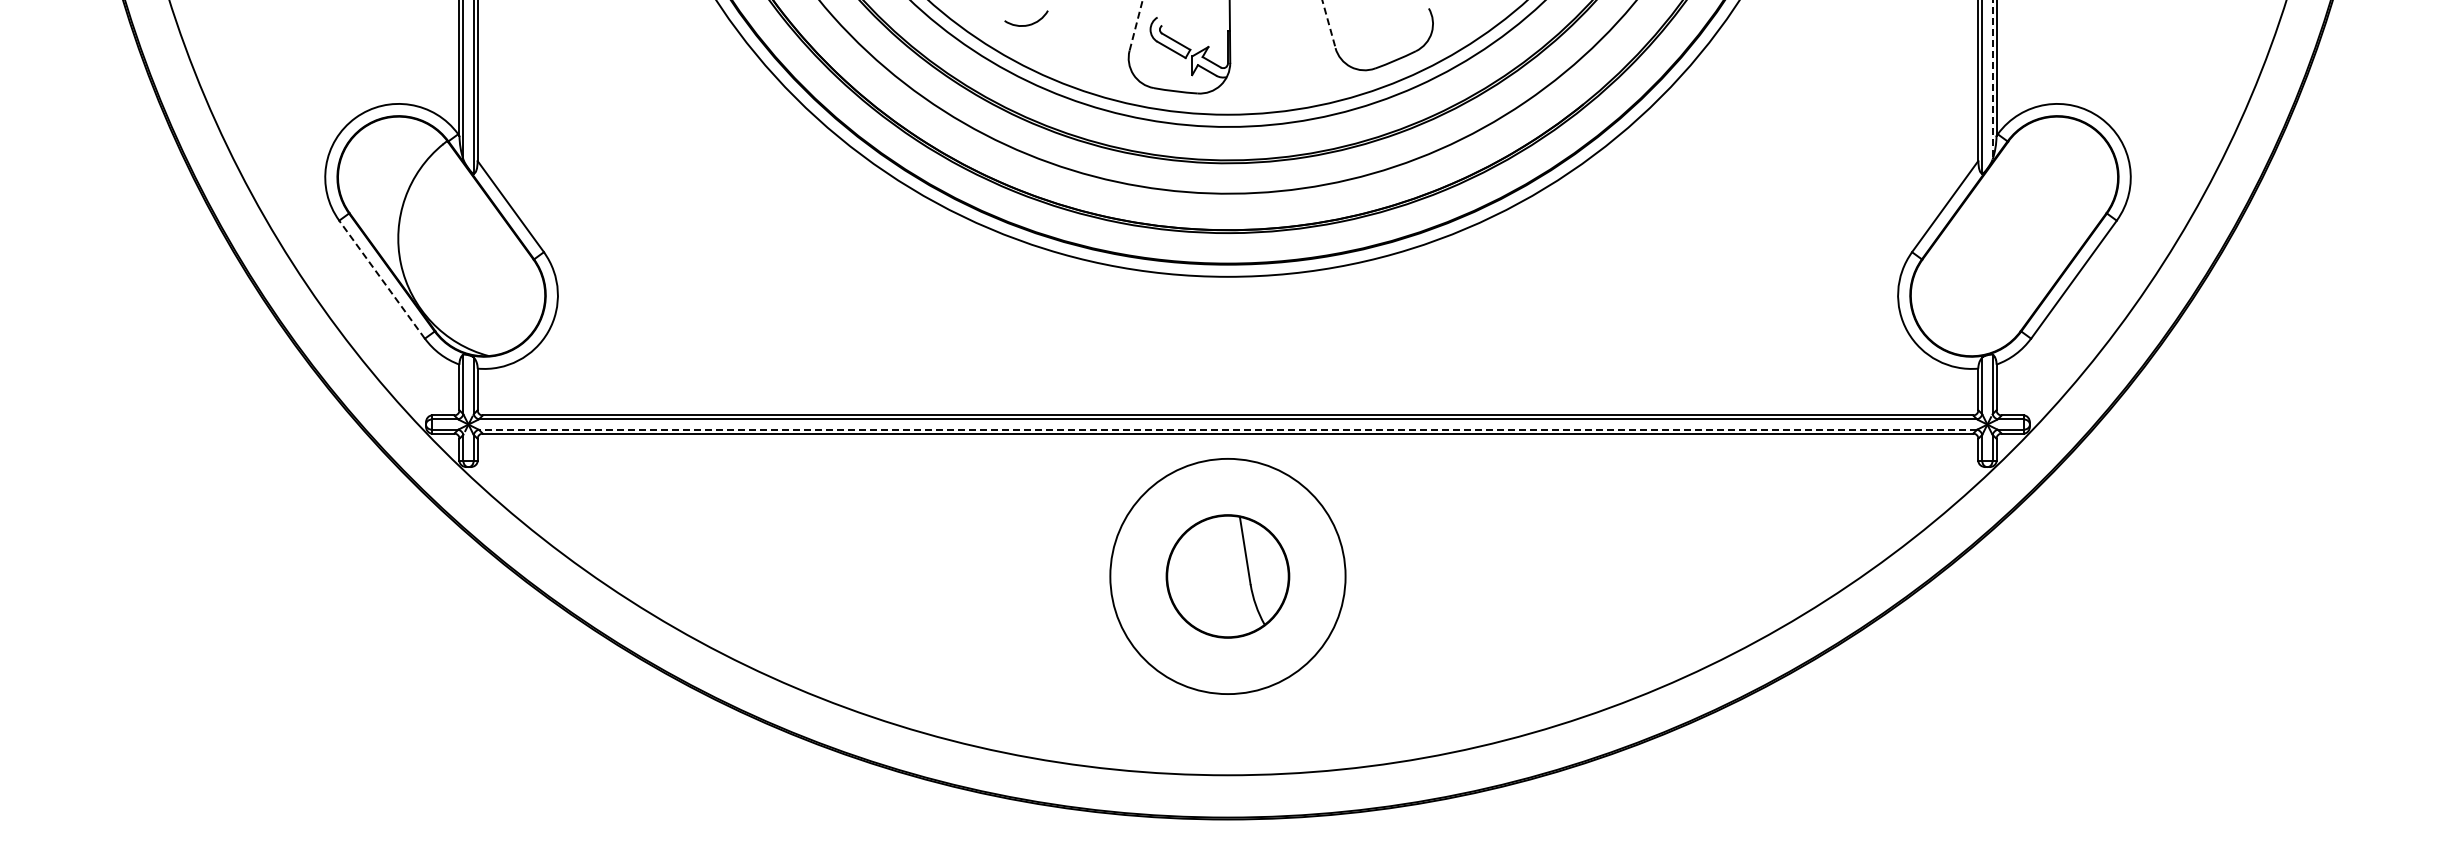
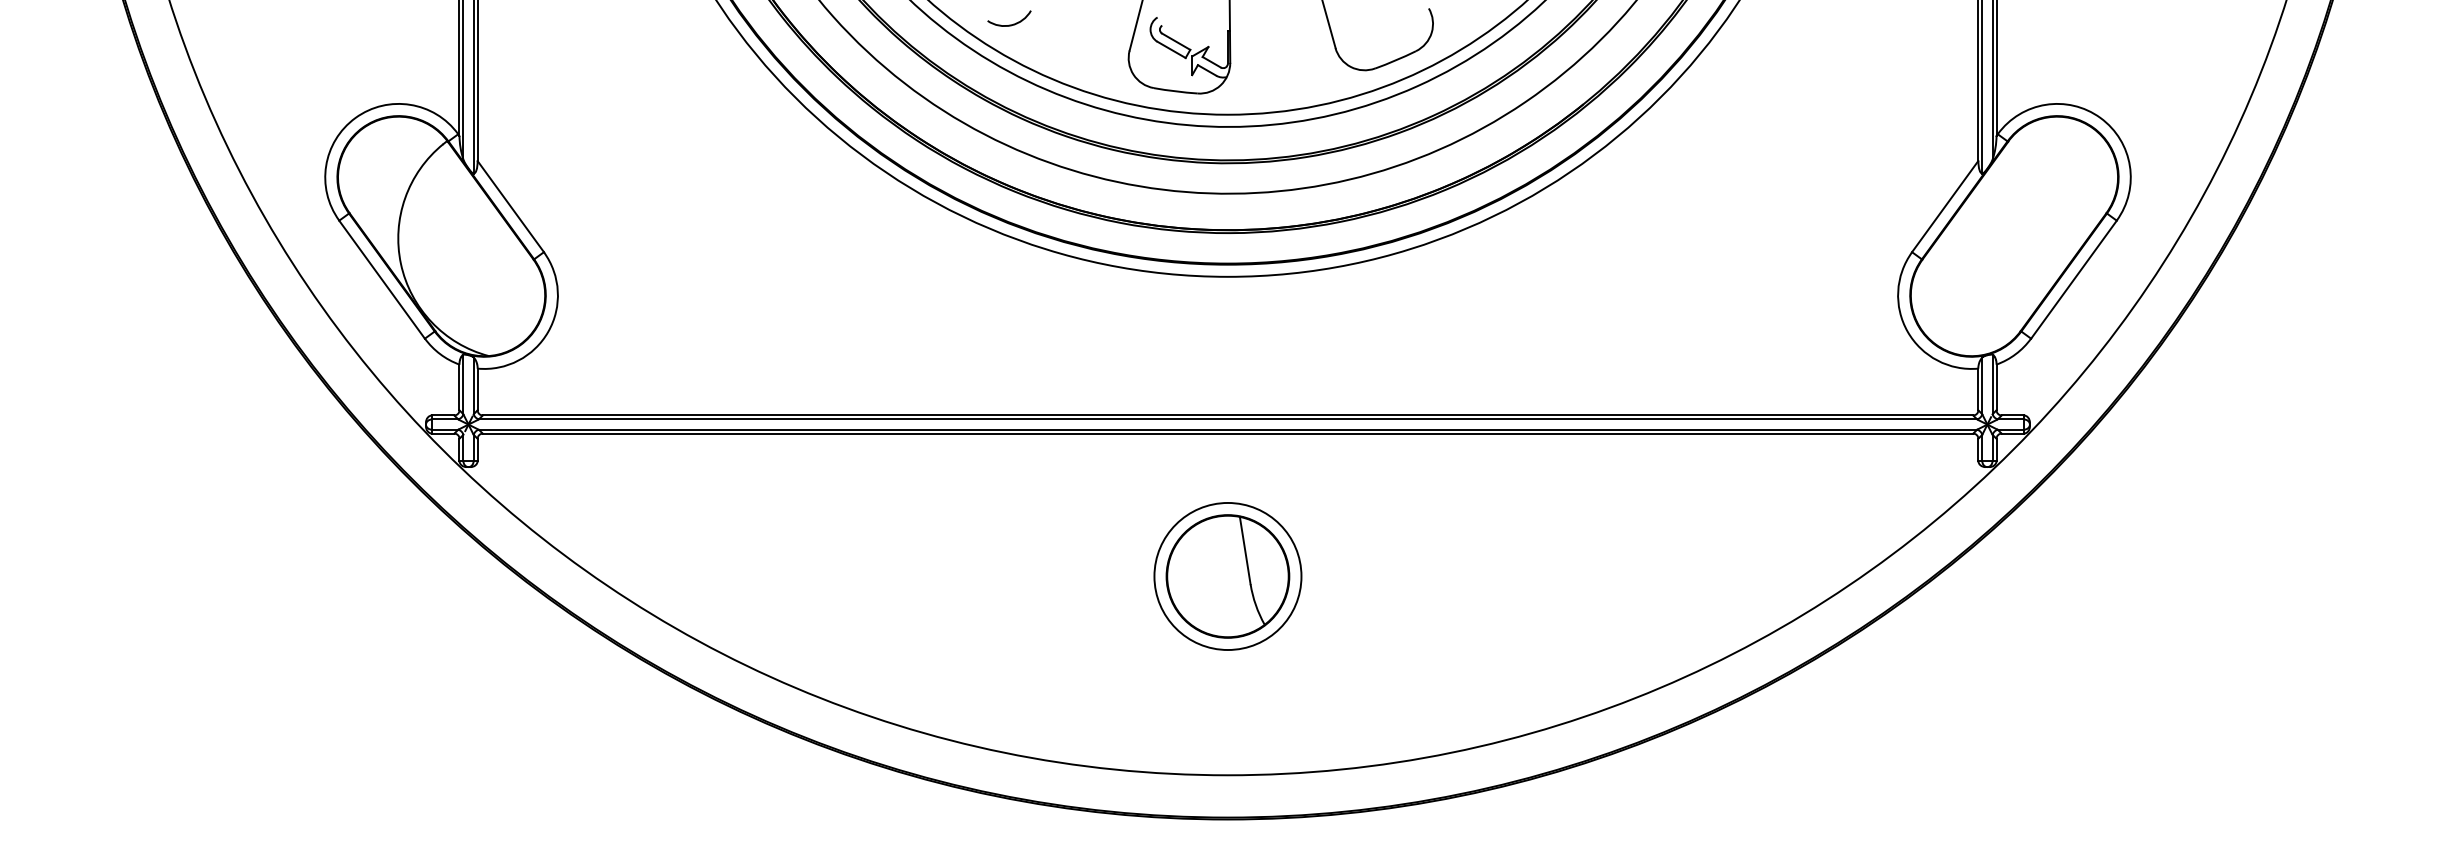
curve position: (1026, 24) -> (1009, 24) (1009, 24)
line: dashed -> solid (1328, 24)
line: dashed -> solid (1136, 25)
line: dashed -> solid (1992, 80)
line: dashed -> solid (382, 279)
line: dashed -> solid (1227, 429)
circle diameter: 235 px -> 147 px (1227, 576)
